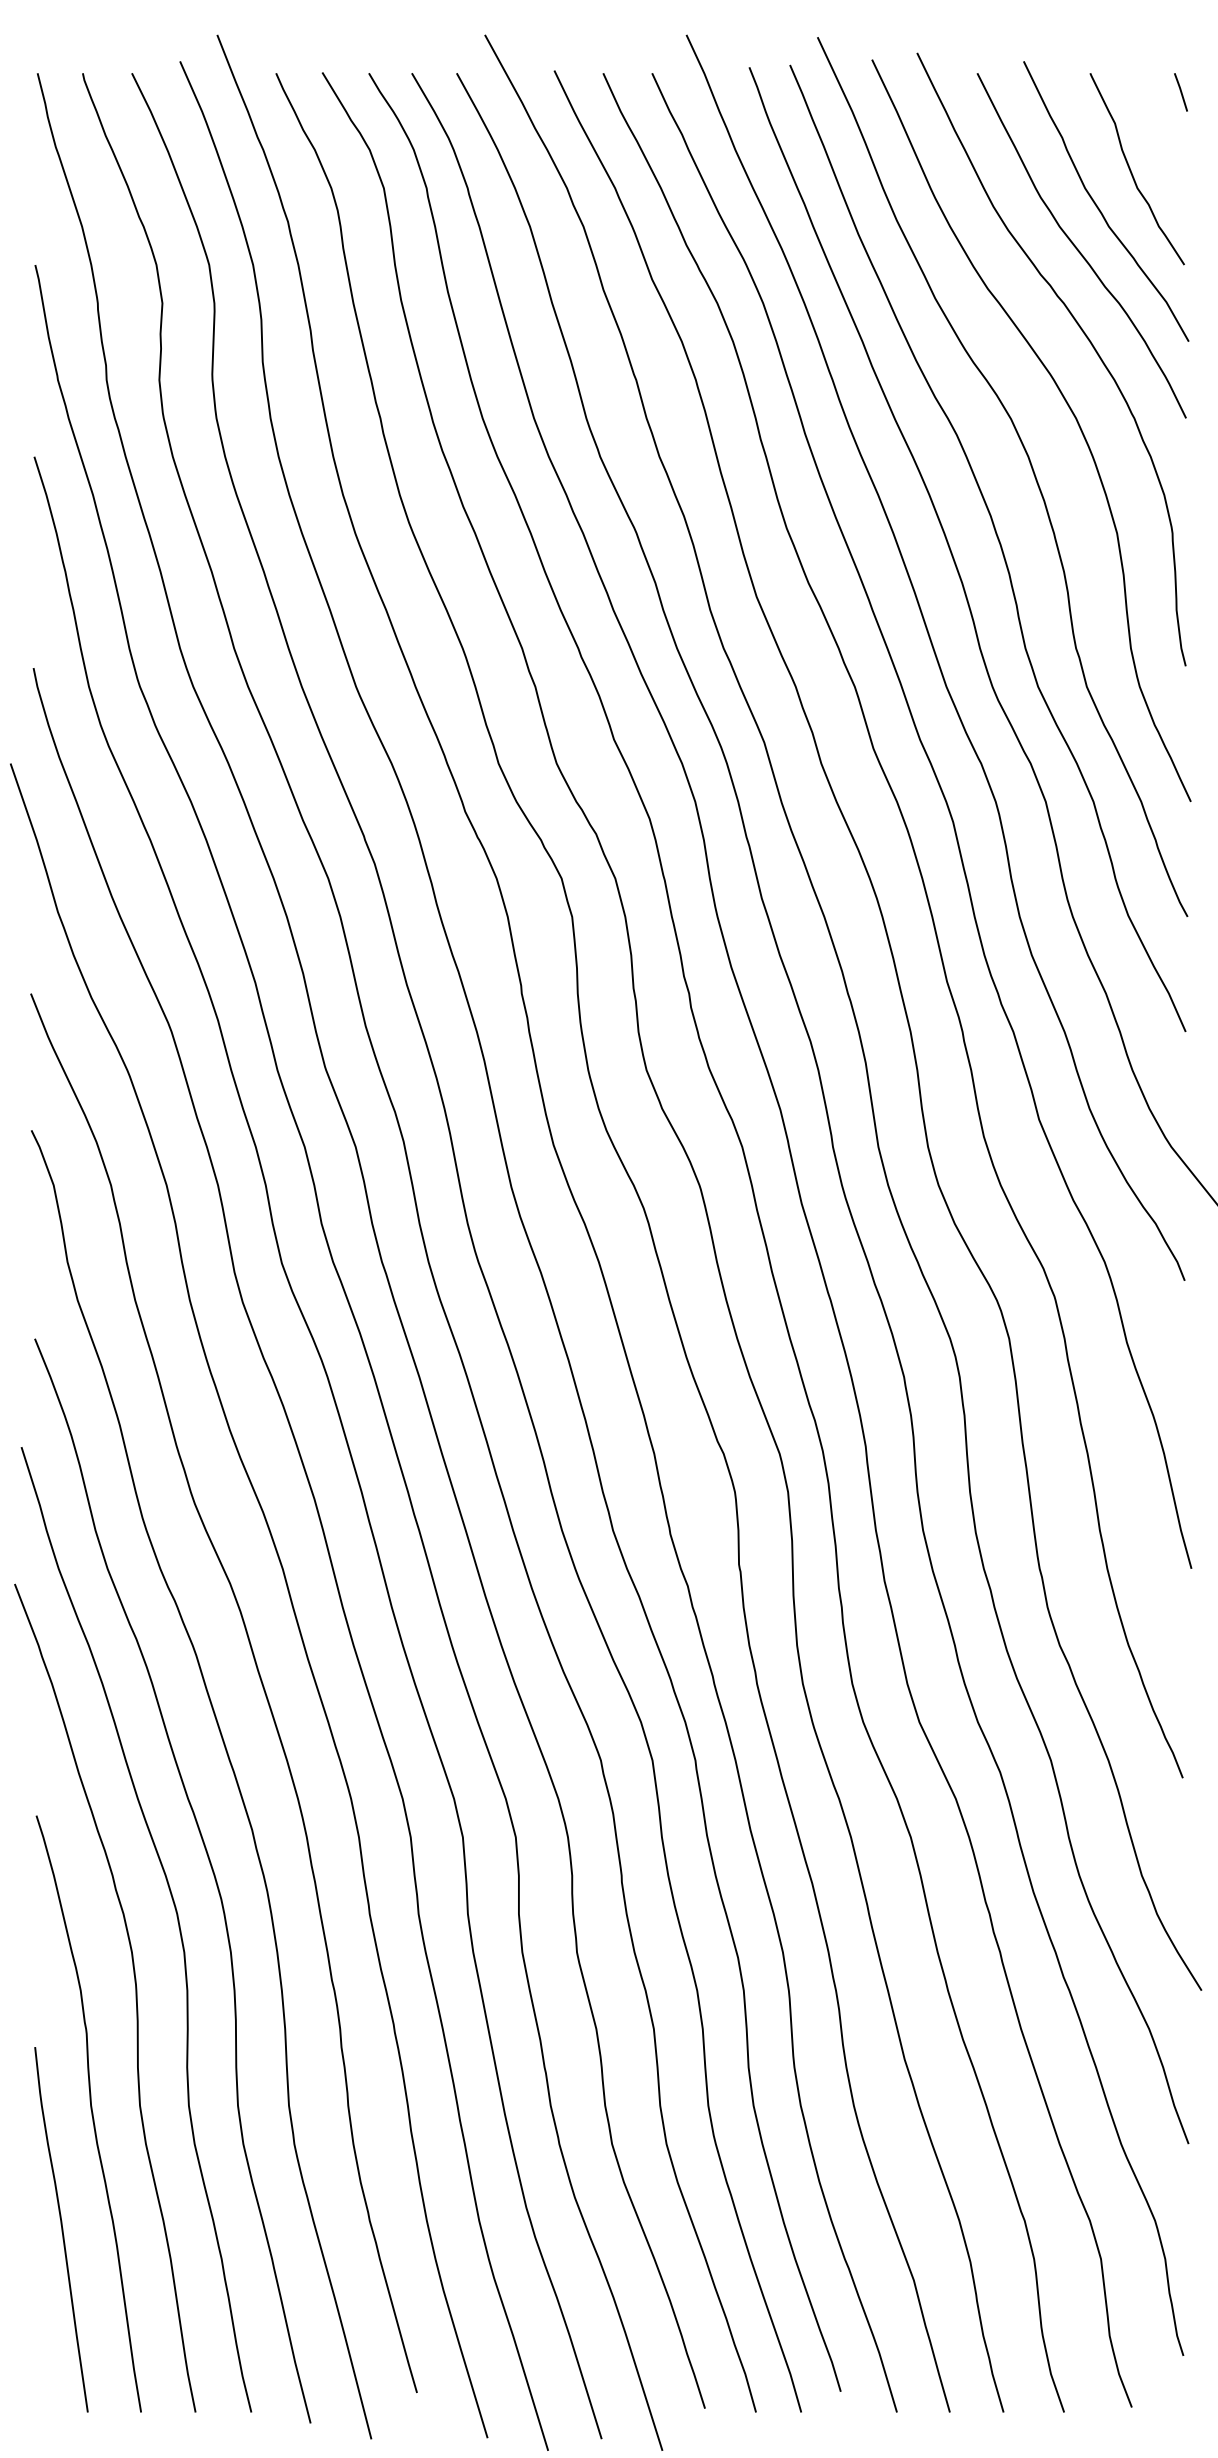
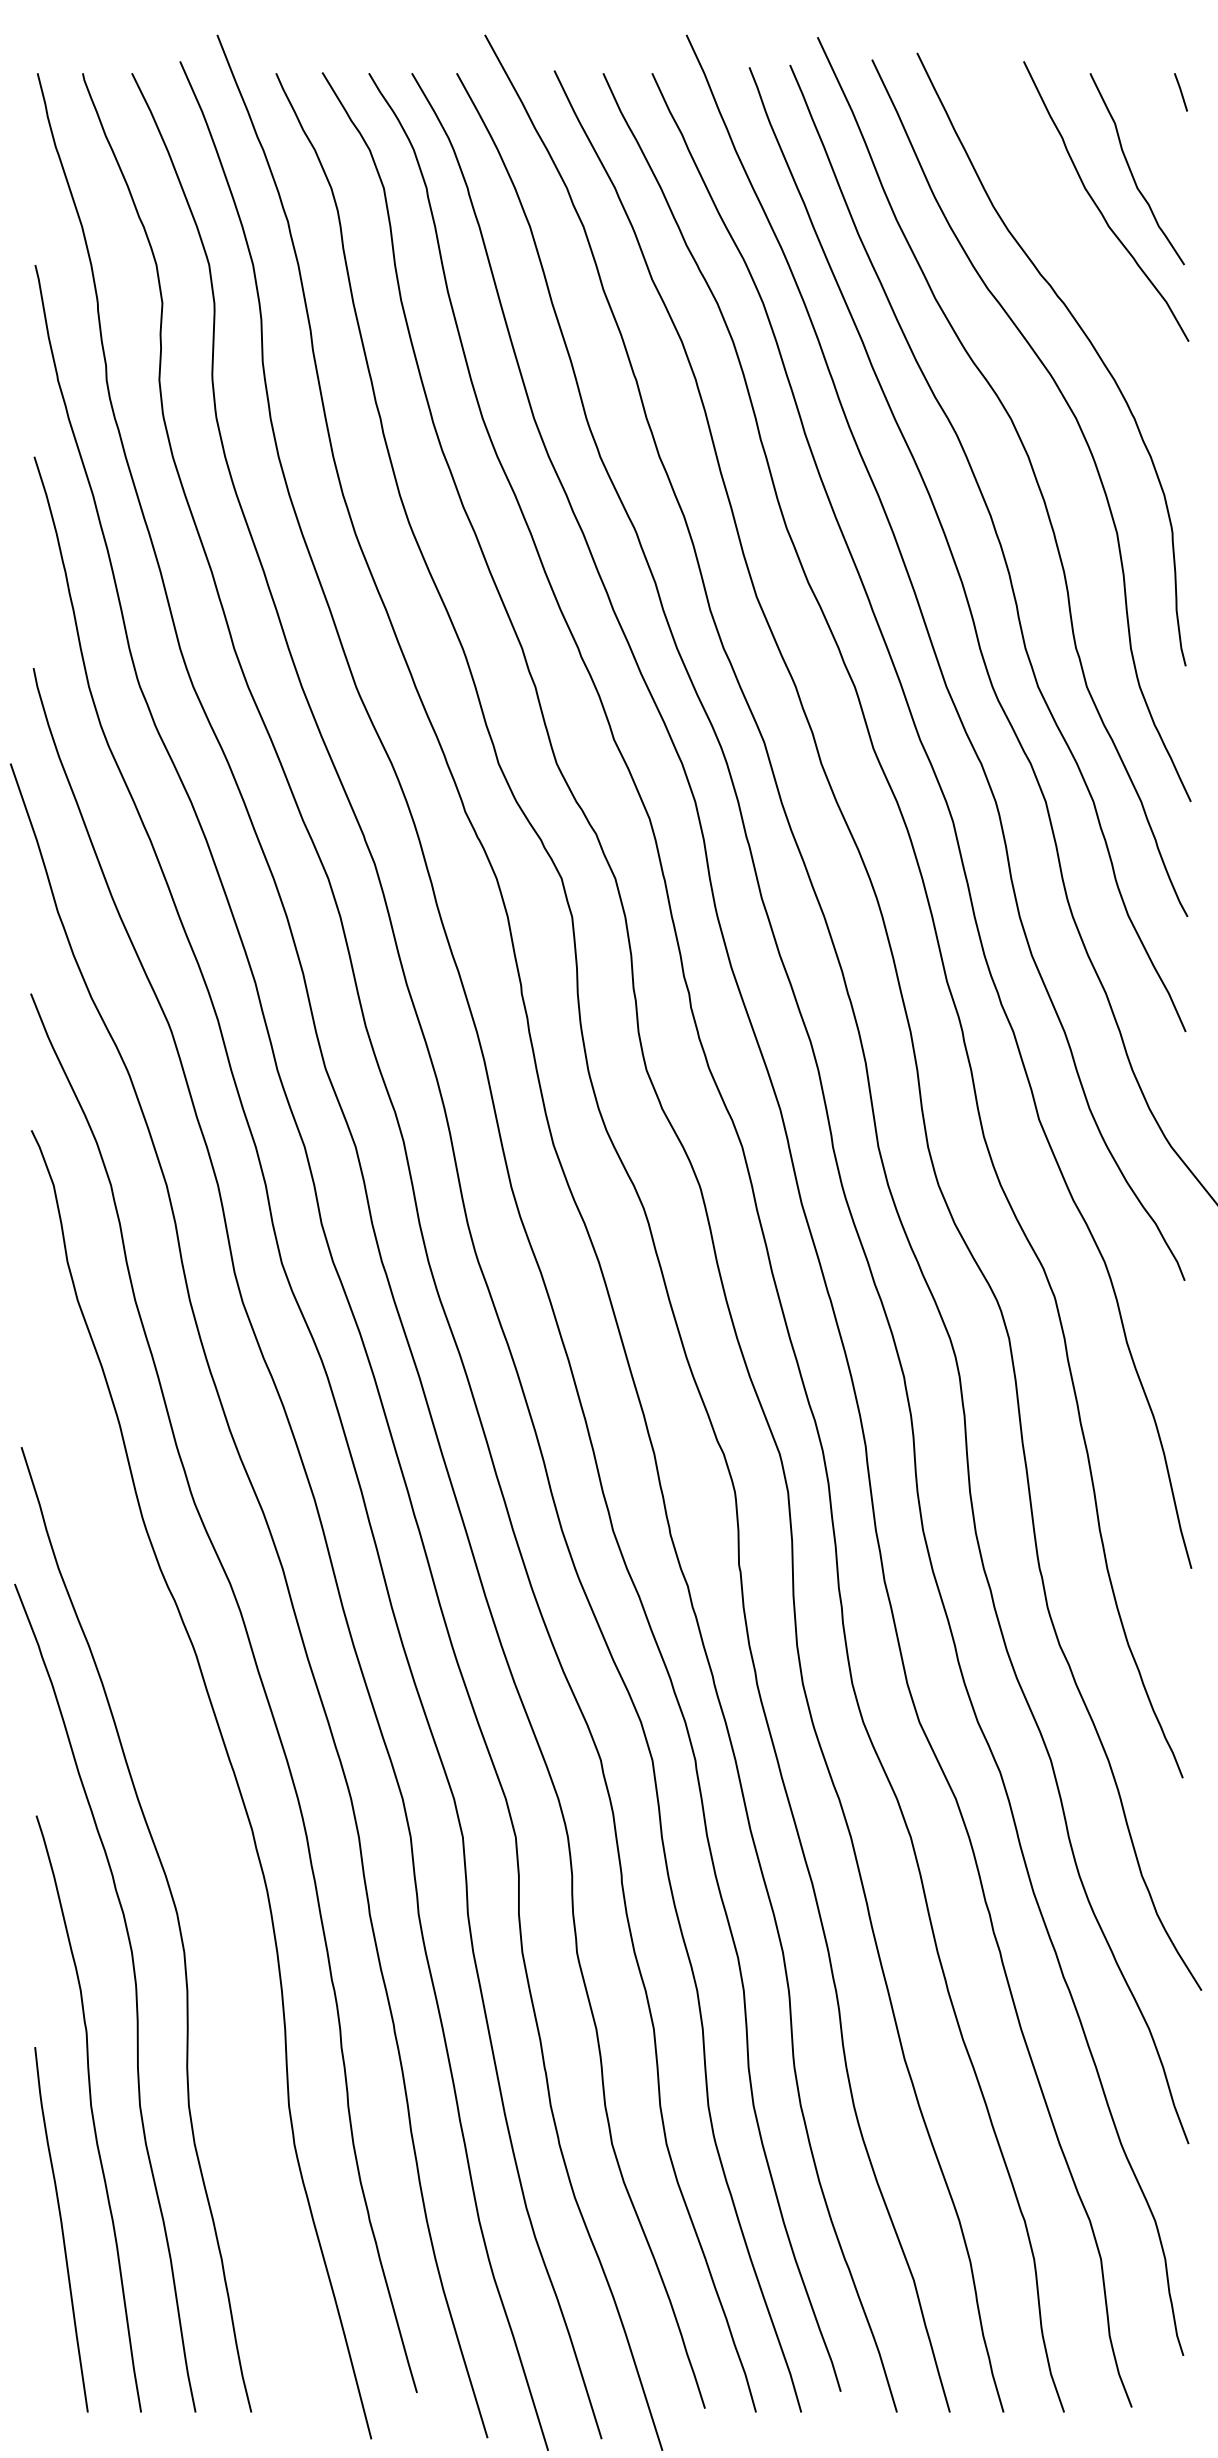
curve: present -> none (1077, 247)
curve: present -> none (210, 1866)
